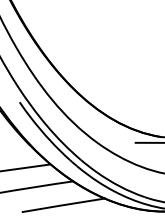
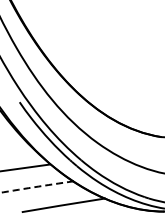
line: present -> none (148, 142)
arc: solid -> dashed (36, 186)
